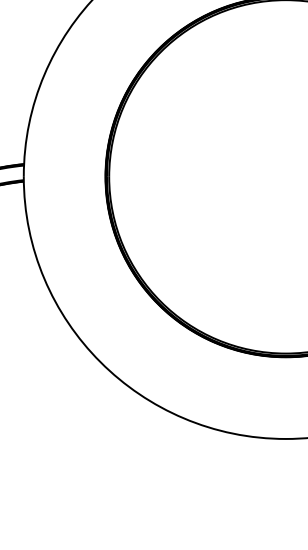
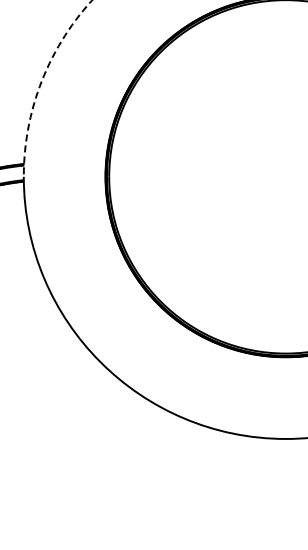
arc: solid -> dashed (41, 83)
